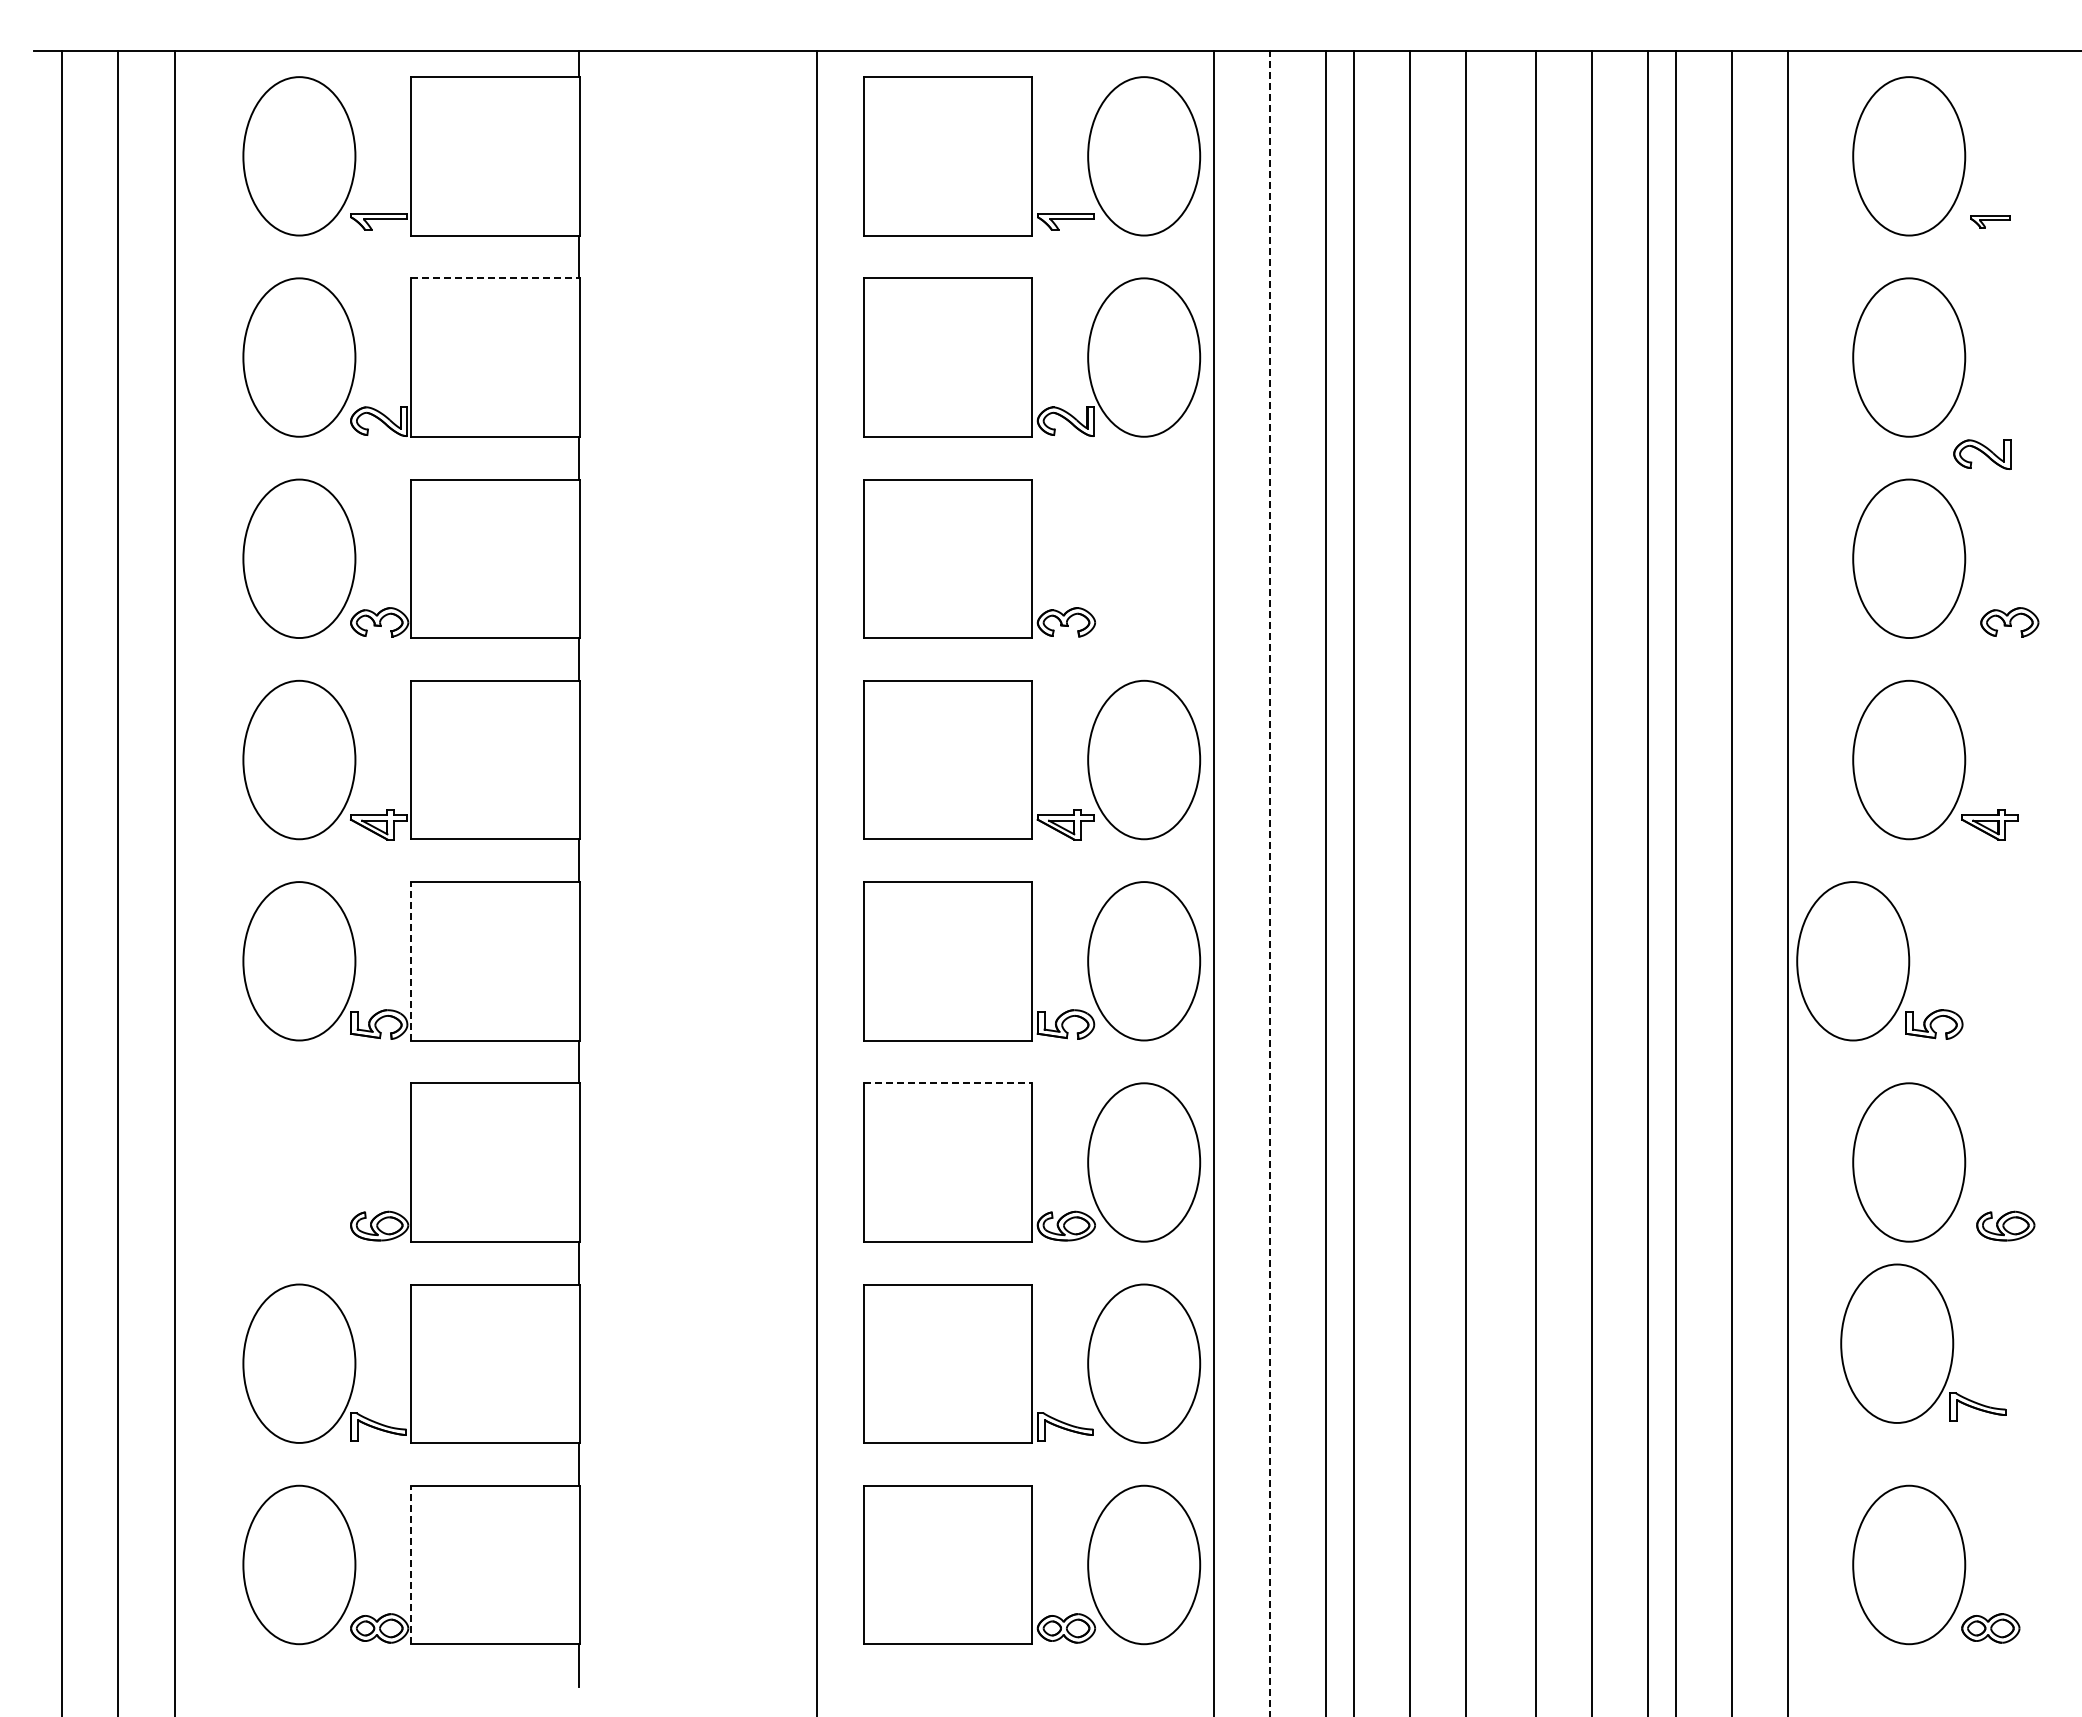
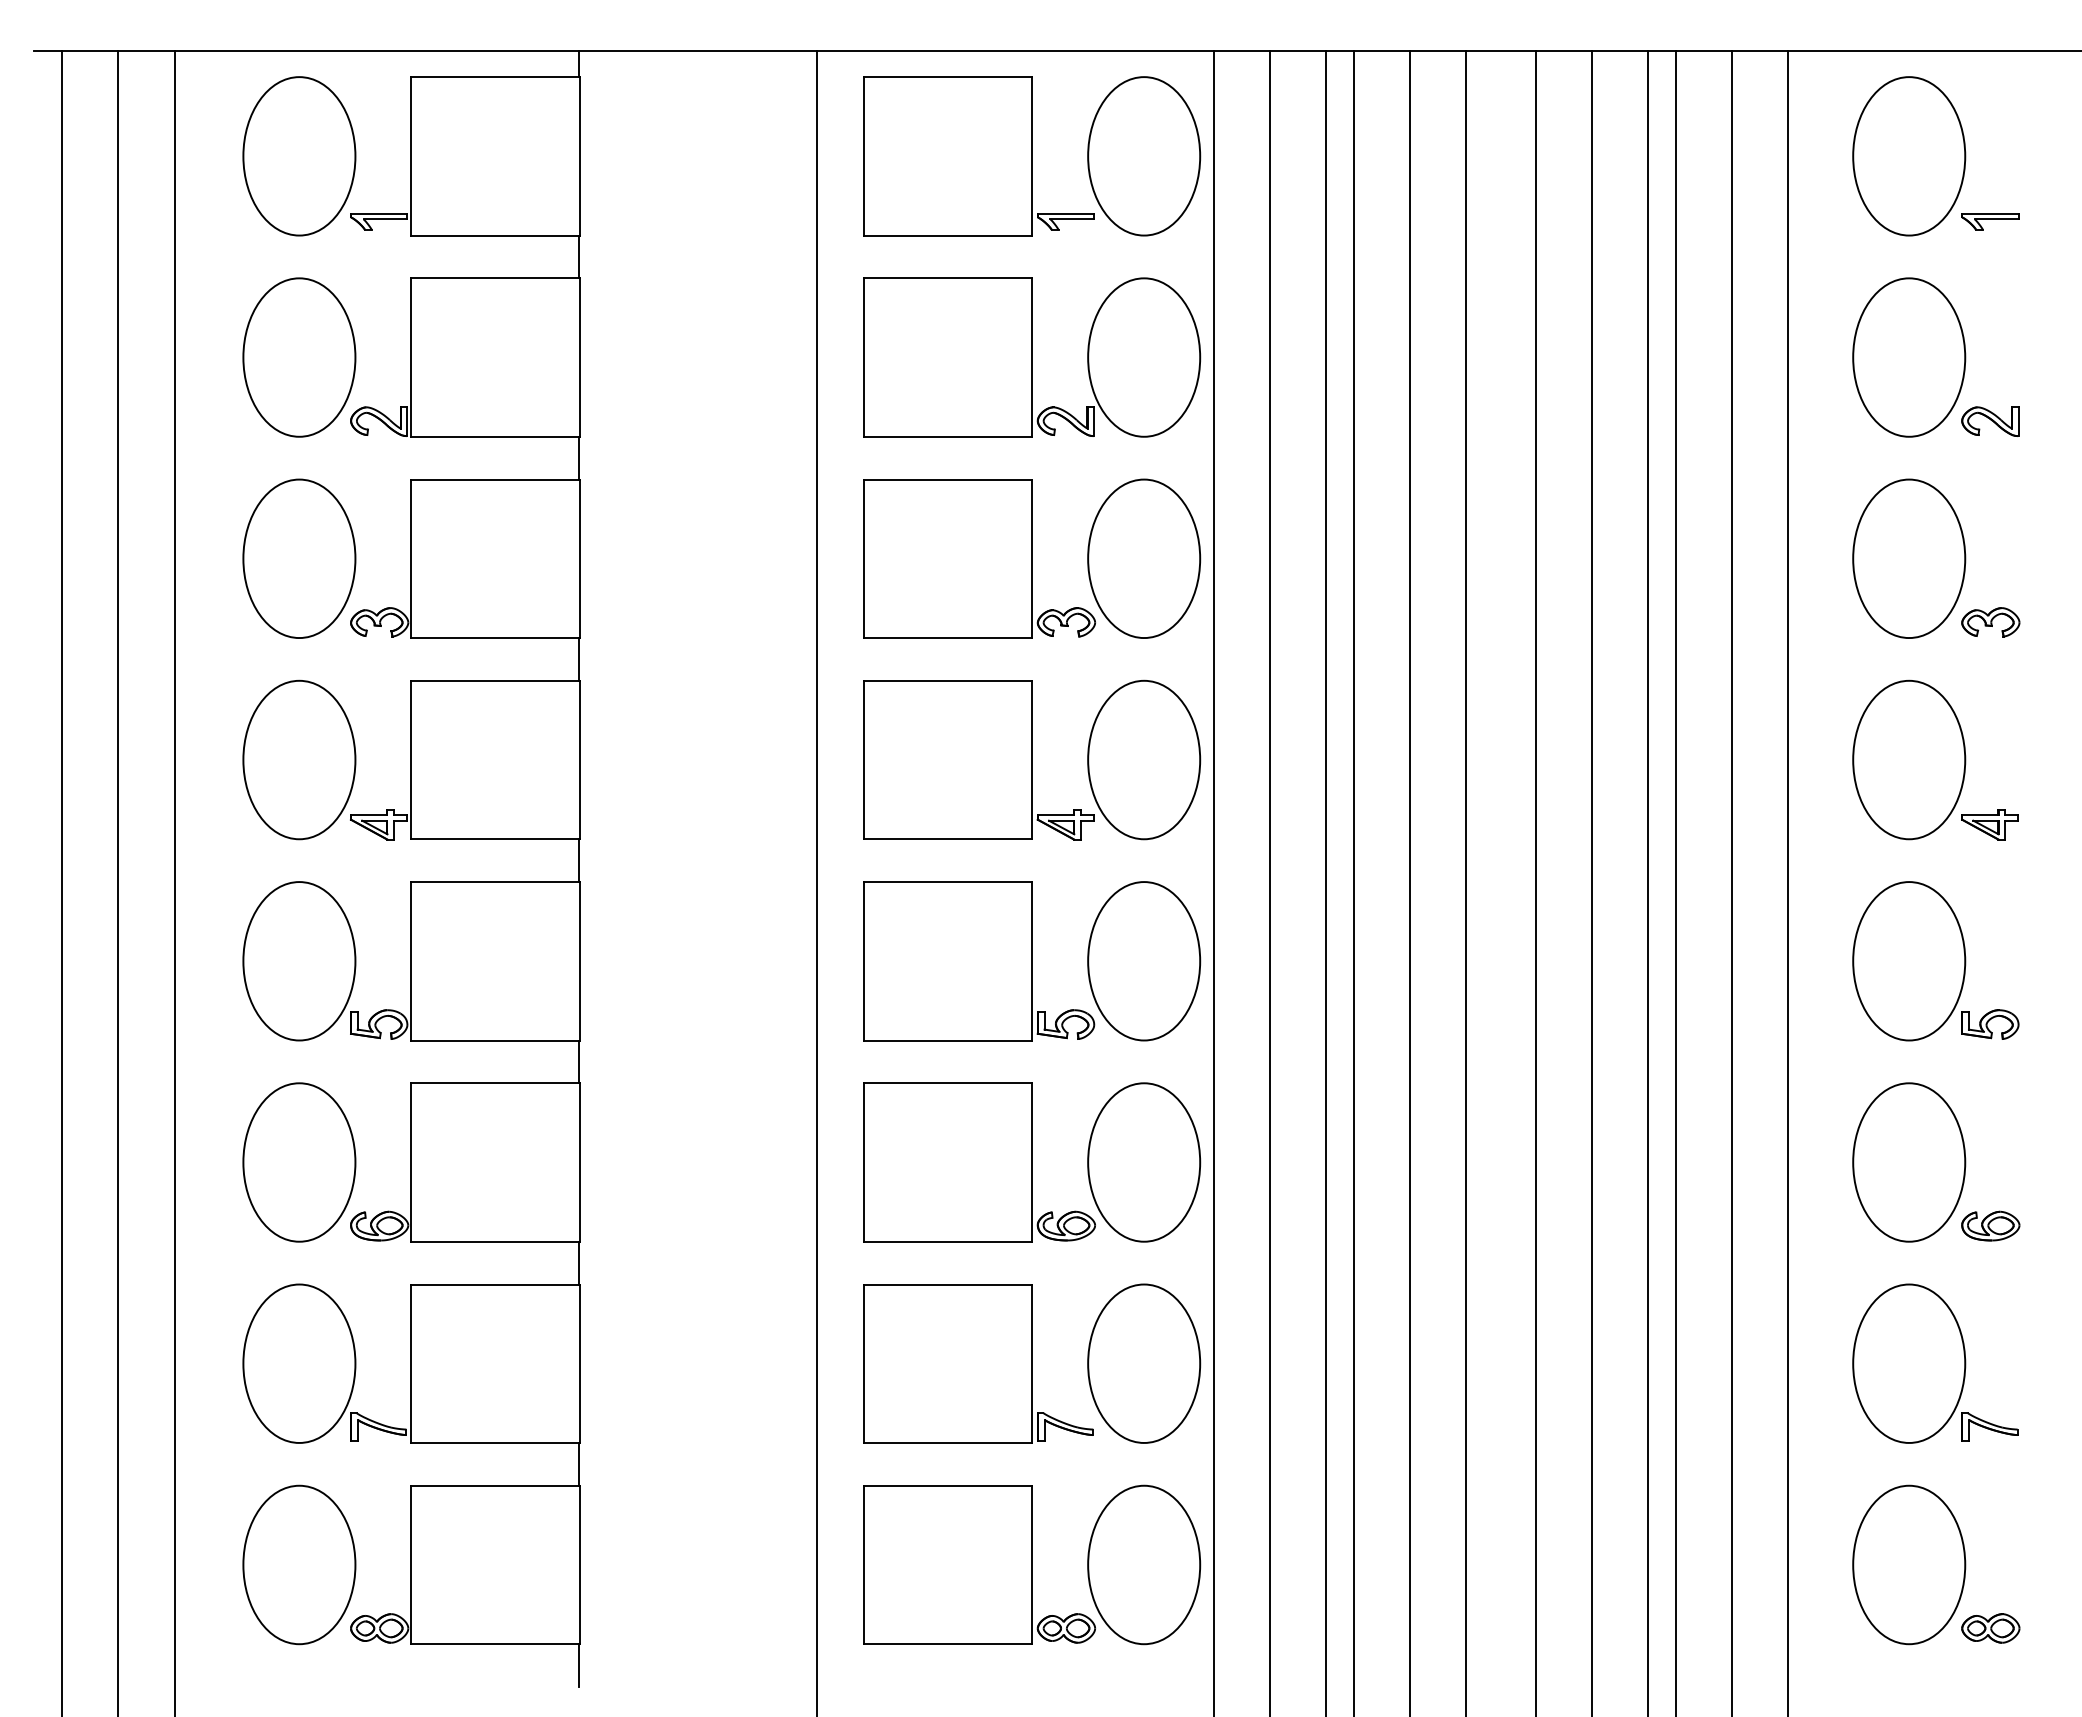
part size: 41x14 px -> 59x18 px (1990, 221)
line: dashed -> solid (495, 278)
part position: (1982, 454) -> (1990, 421) (1990, 421)
part: none -> present (1144, 558)
part position: (2009, 622) -> (1990, 622) (1990, 622)
line: dashed -> solid (1270, 883)
line: dashed -> solid (411, 960)
part position: (1879, 961) -> (1935, 961) (1935, 961)
line: dashed -> solid (948, 1083)
part: none -> present (299, 1162)
part position: (2005, 1225) -> (1990, 1225) (1990, 1225)
part position: (1923, 1343) -> (1935, 1363) (1935, 1363)
line: dashed -> solid (411, 1564)
